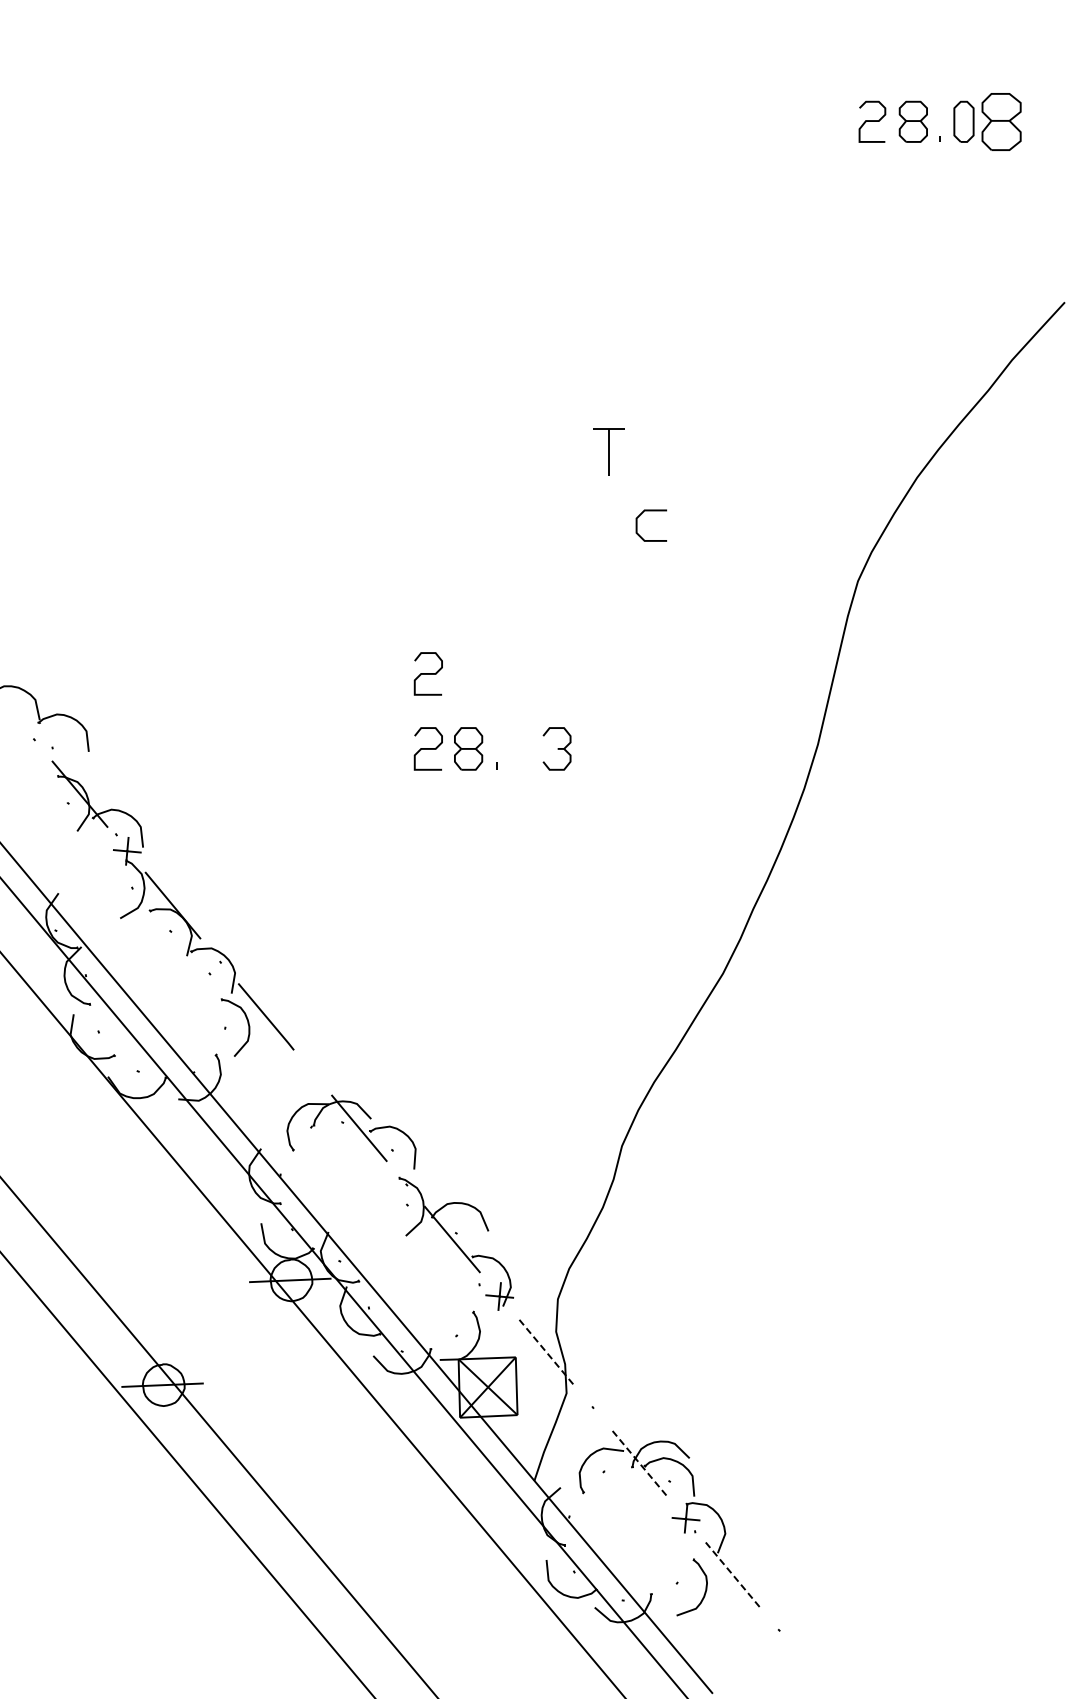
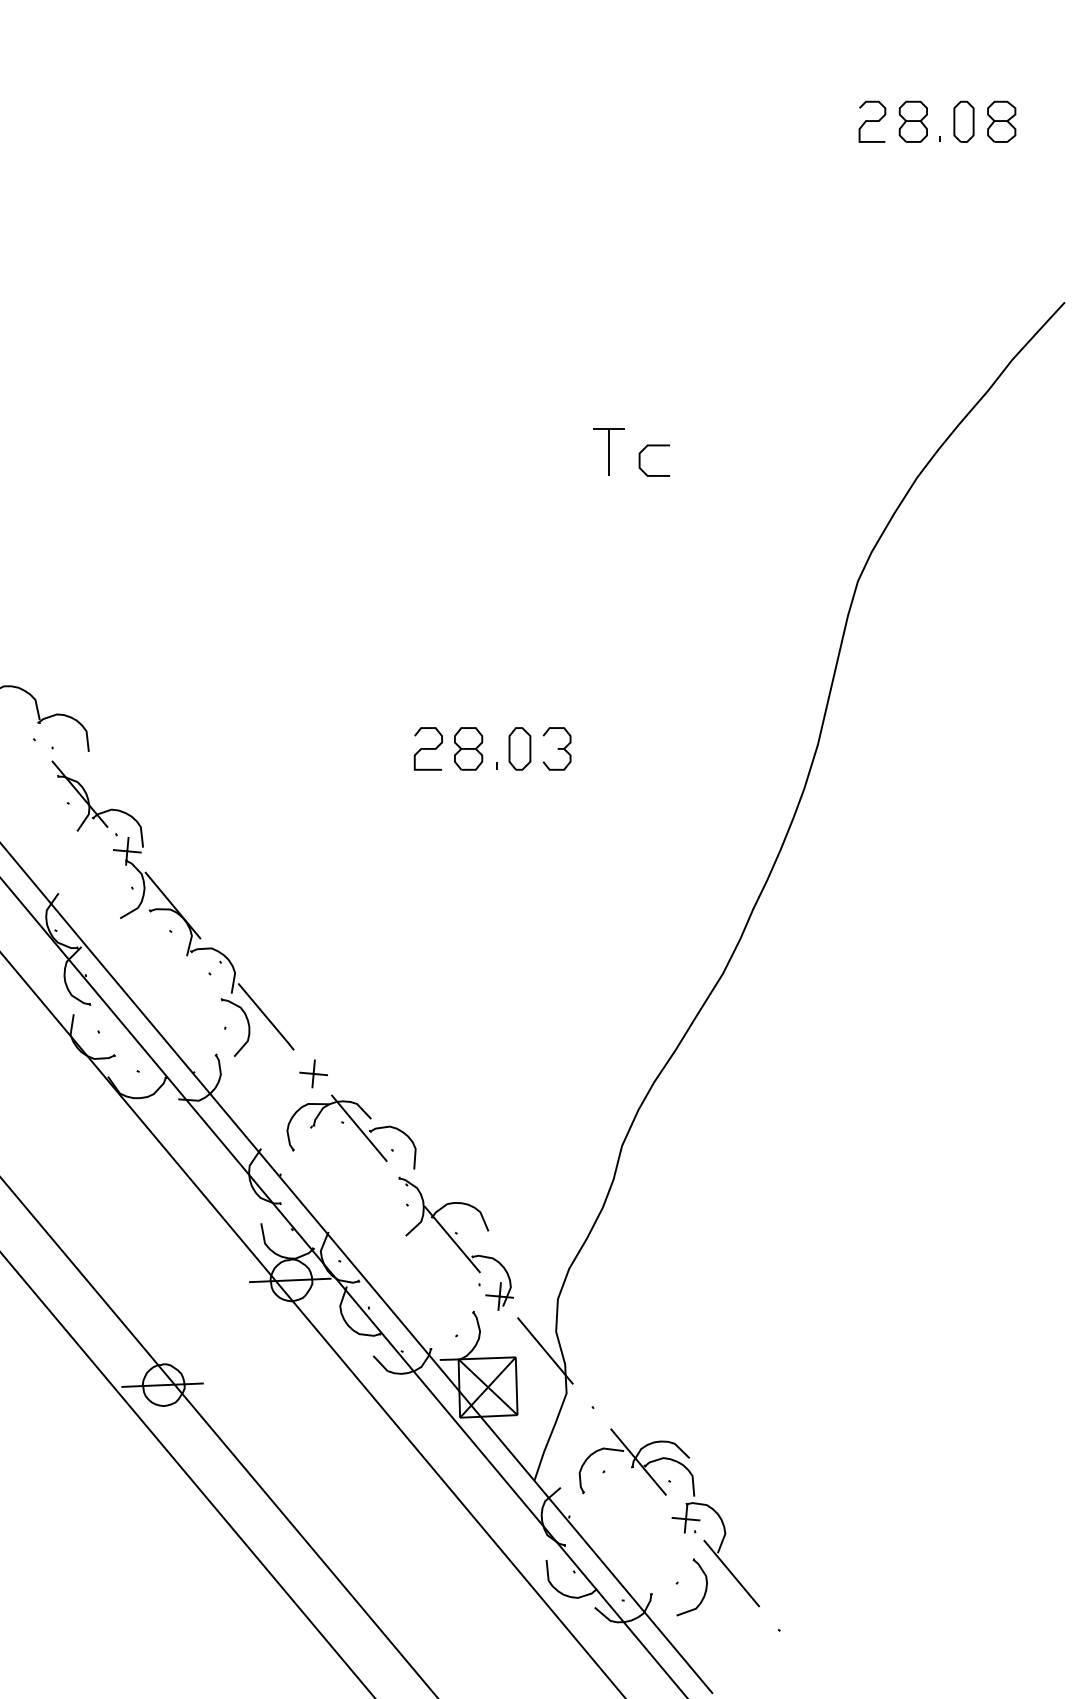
part size: 41x58 px -> 30x43 px (1001, 121)
curve position: (651, 511) -> (654, 446) (654, 446)
curve: present -> none (427, 673)
part: none -> present (519, 748)
part: none -> present (313, 1073)
line: dashed -> solid (545, 1350)
line: dashed -> solid (637, 1461)
line: dashed -> solid (731, 1573)
